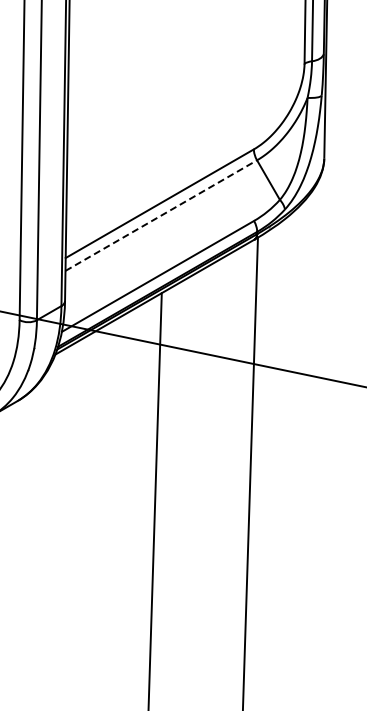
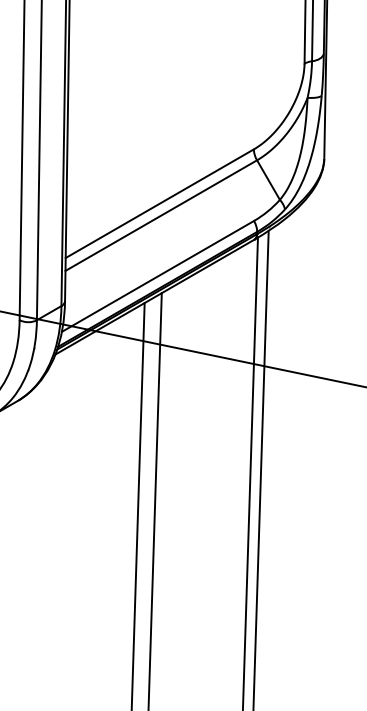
line: dashed -> solid (161, 215)
line: none -> present (260, 468)
line: none -> present (137, 505)
